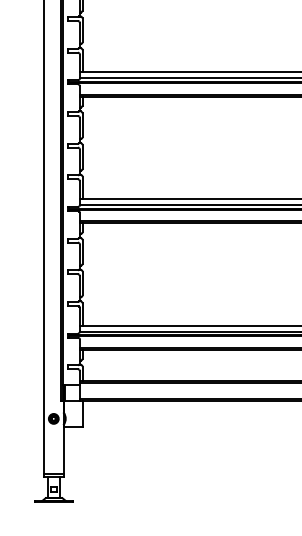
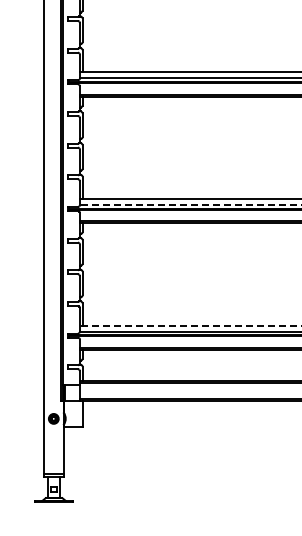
line: solid -> dashed (190, 204)
line: solid -> dashed (190, 325)
